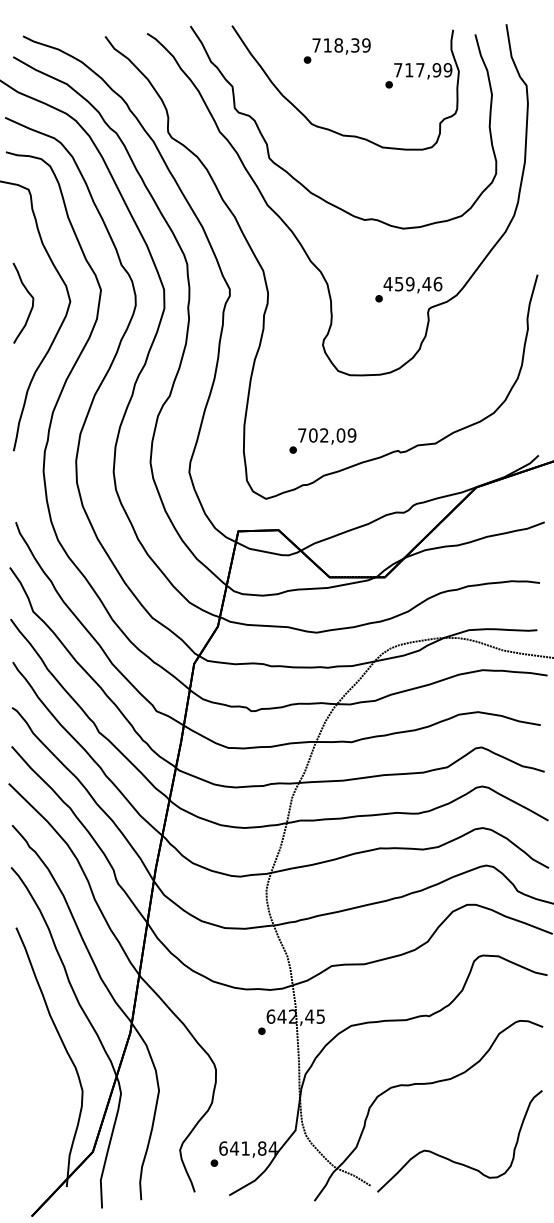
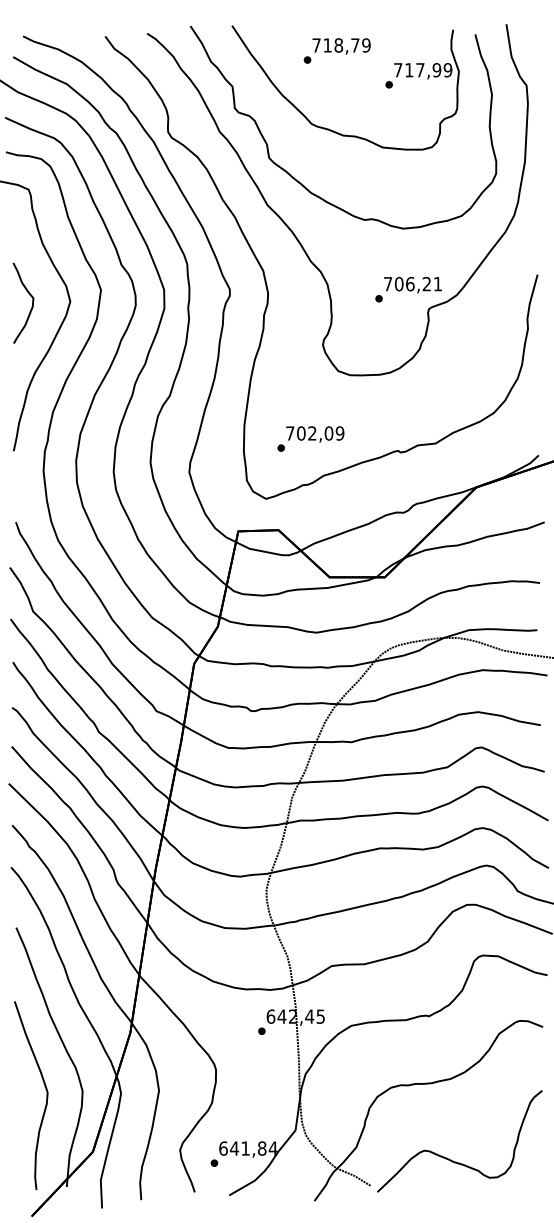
text: 718,39 -> 718,79 (355, 45)
text: 459,46 -> 706,21 (412, 283)
text position: (322, 440) -> (310, 438) (310, 438)
part: none -> present (46, 1095)
